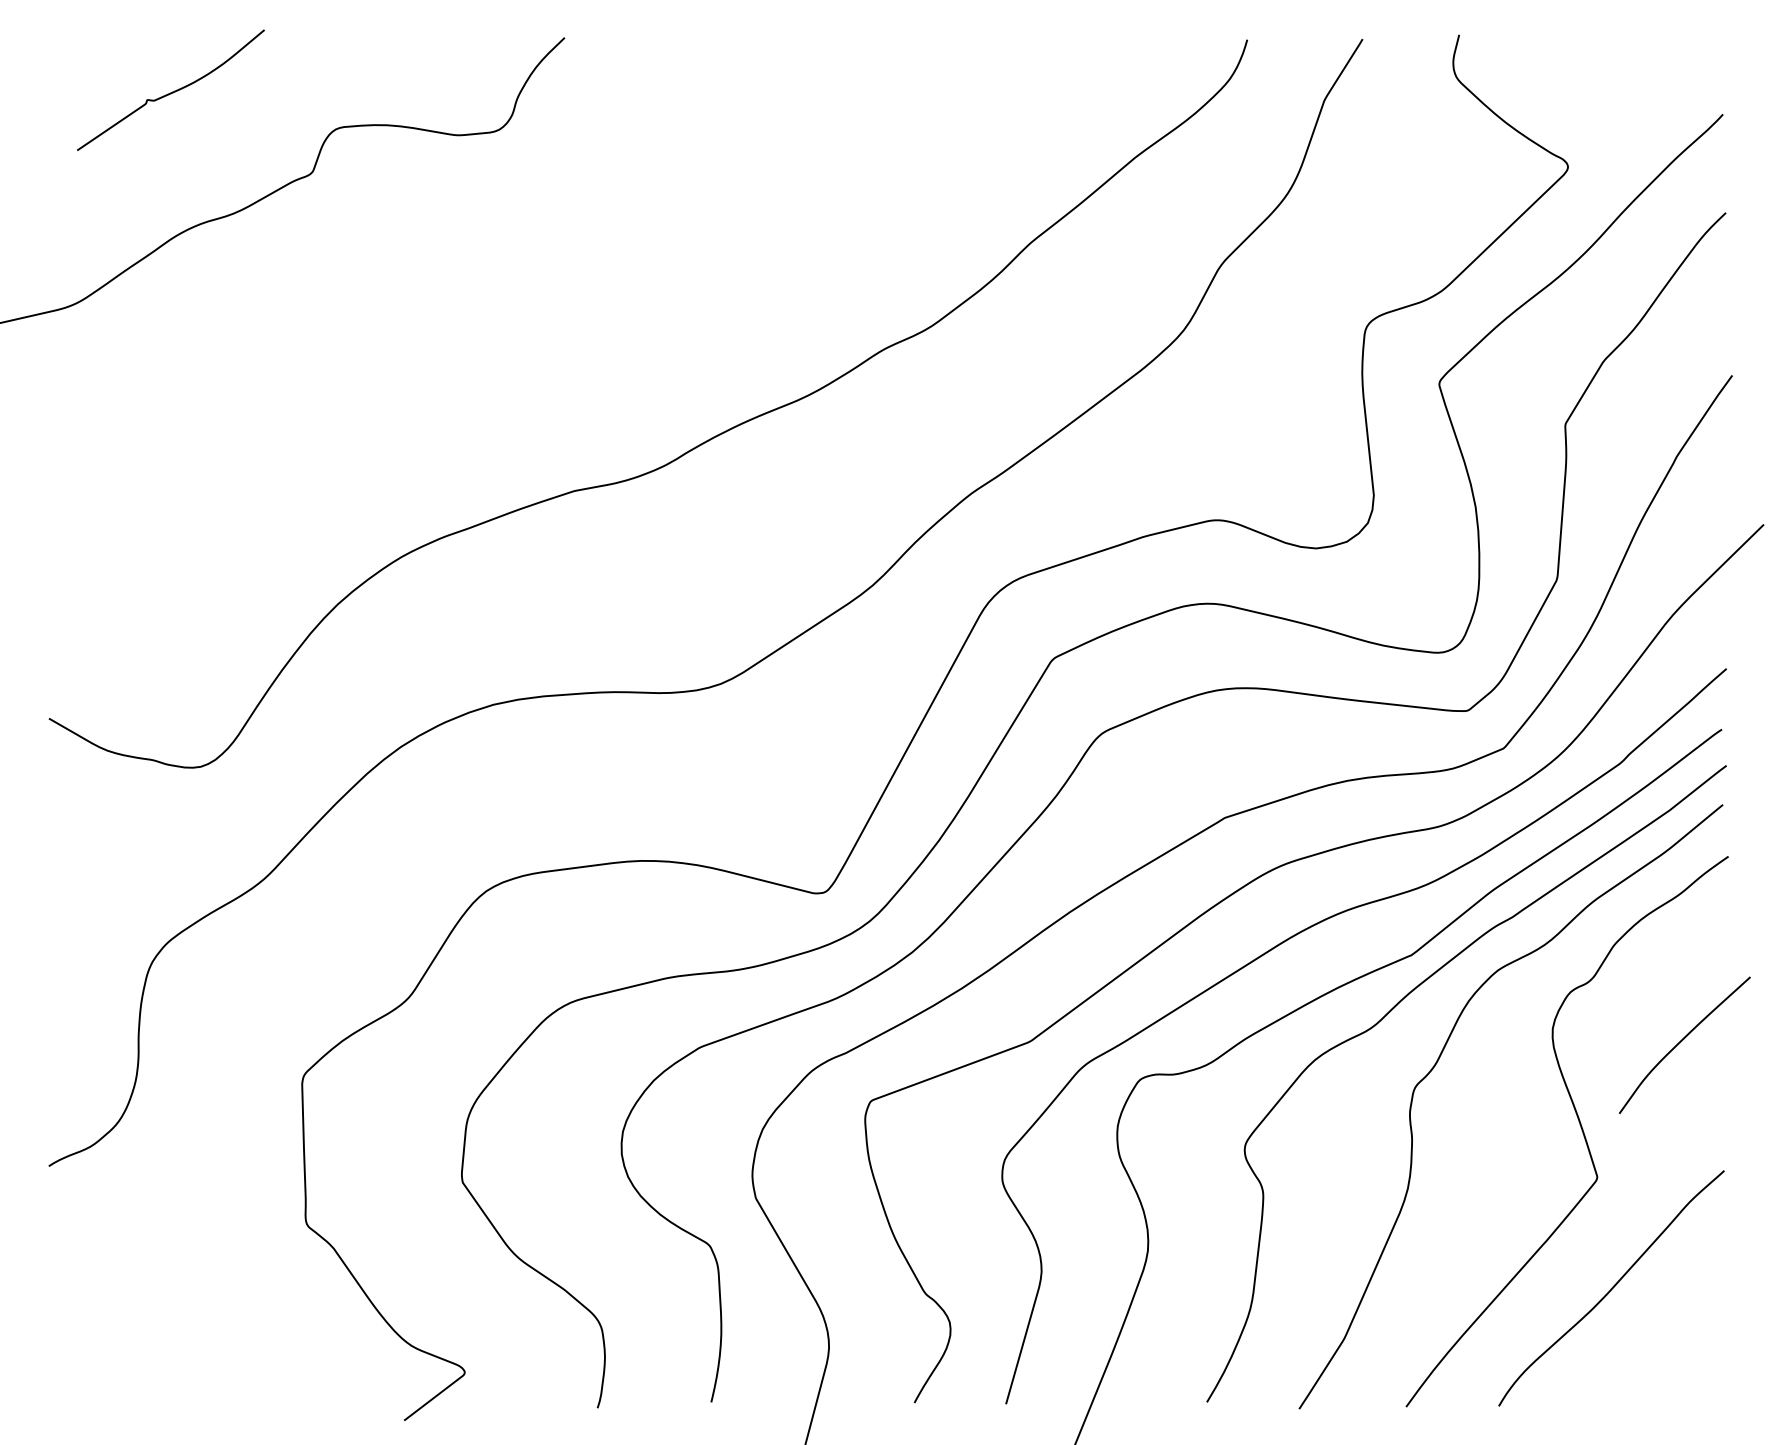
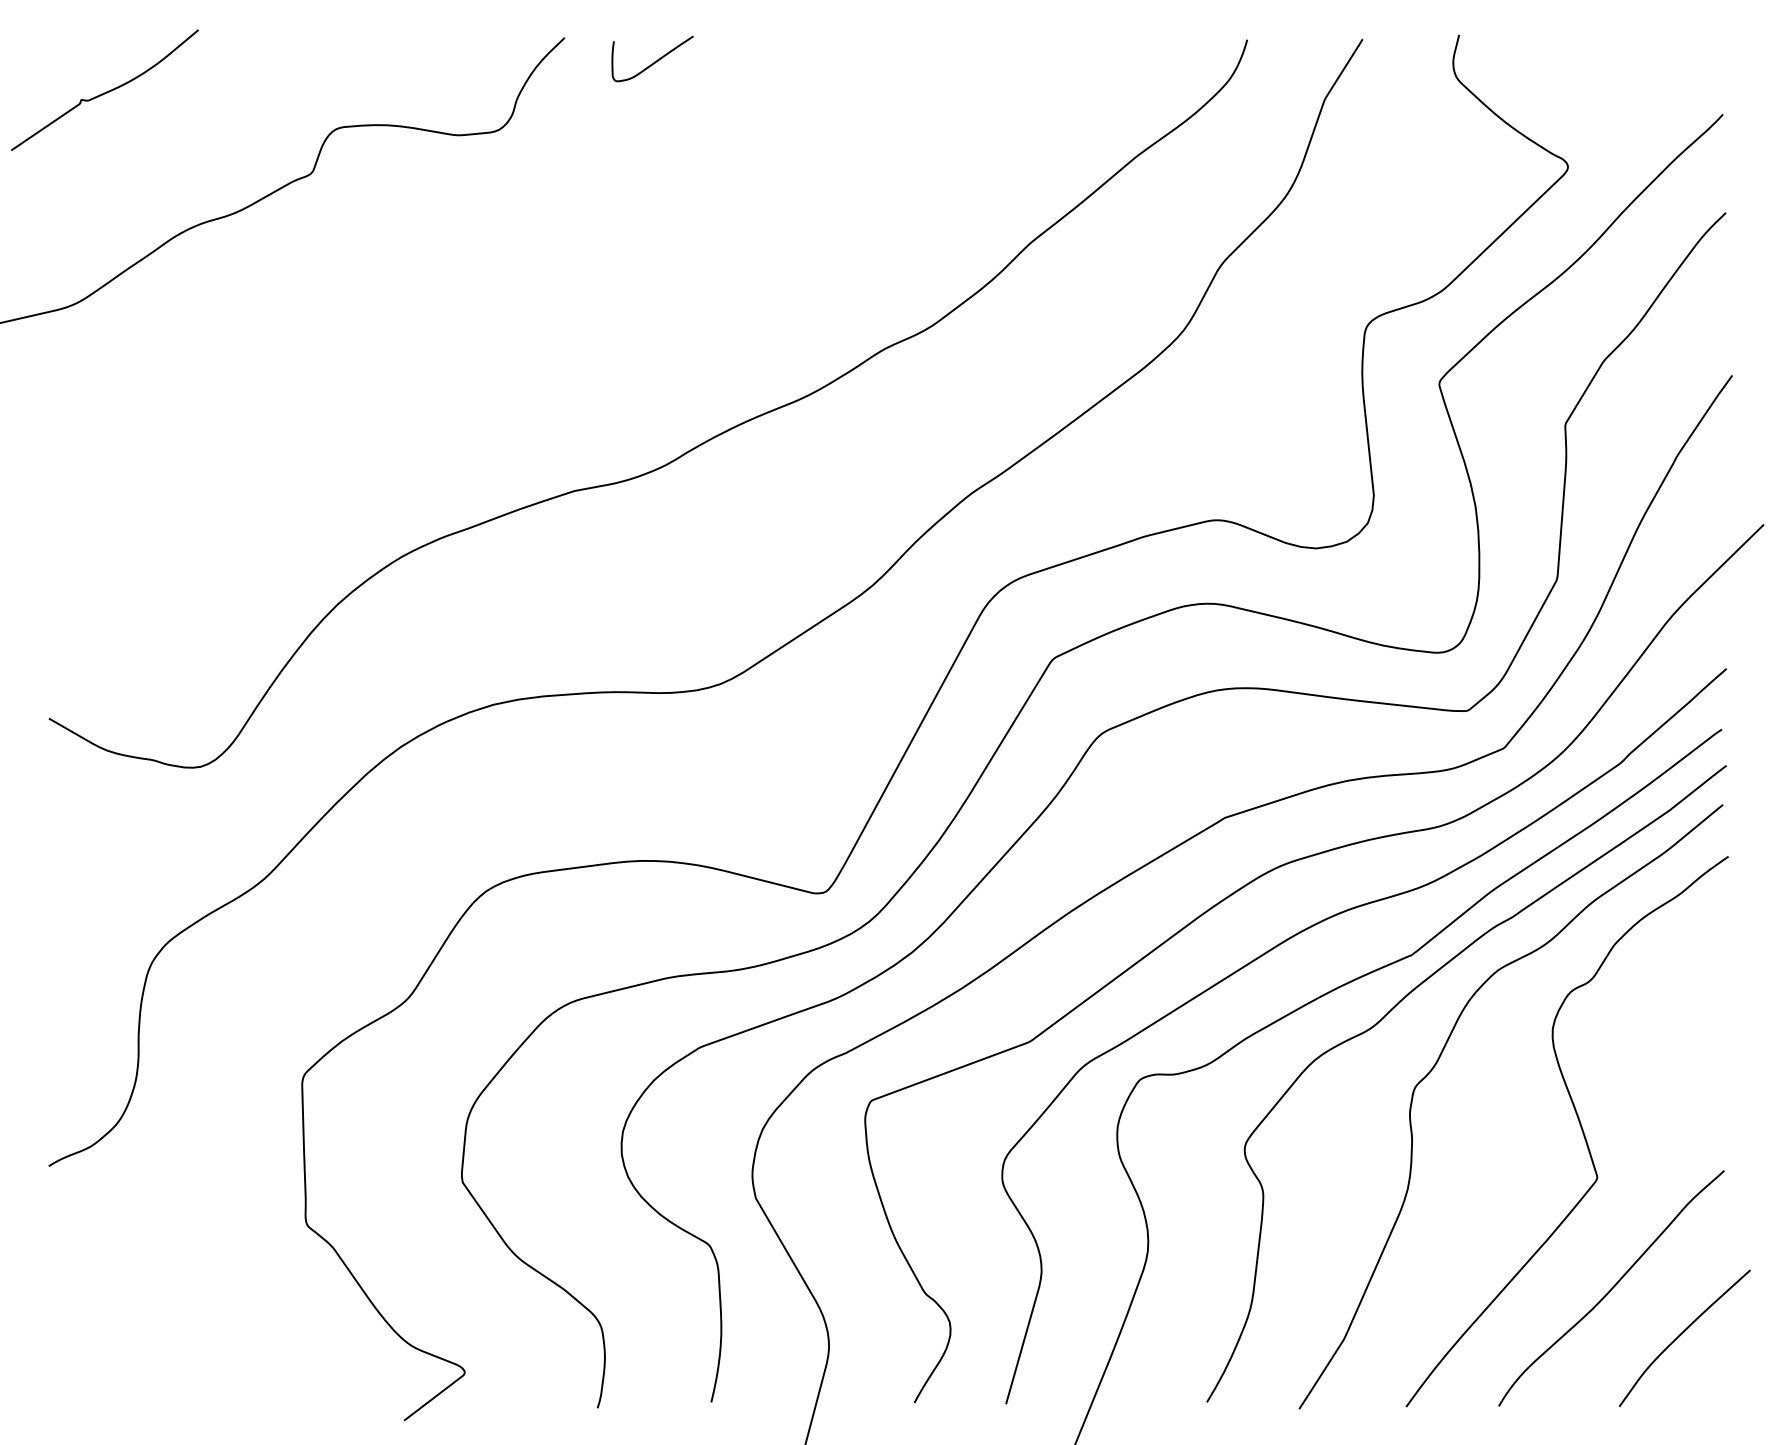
curve: none -> present (654, 61)
curve position: (172, 91) -> (106, 91) (106, 91)
curve position: (1682, 1041) -> (1682, 1334) (1682, 1334)
